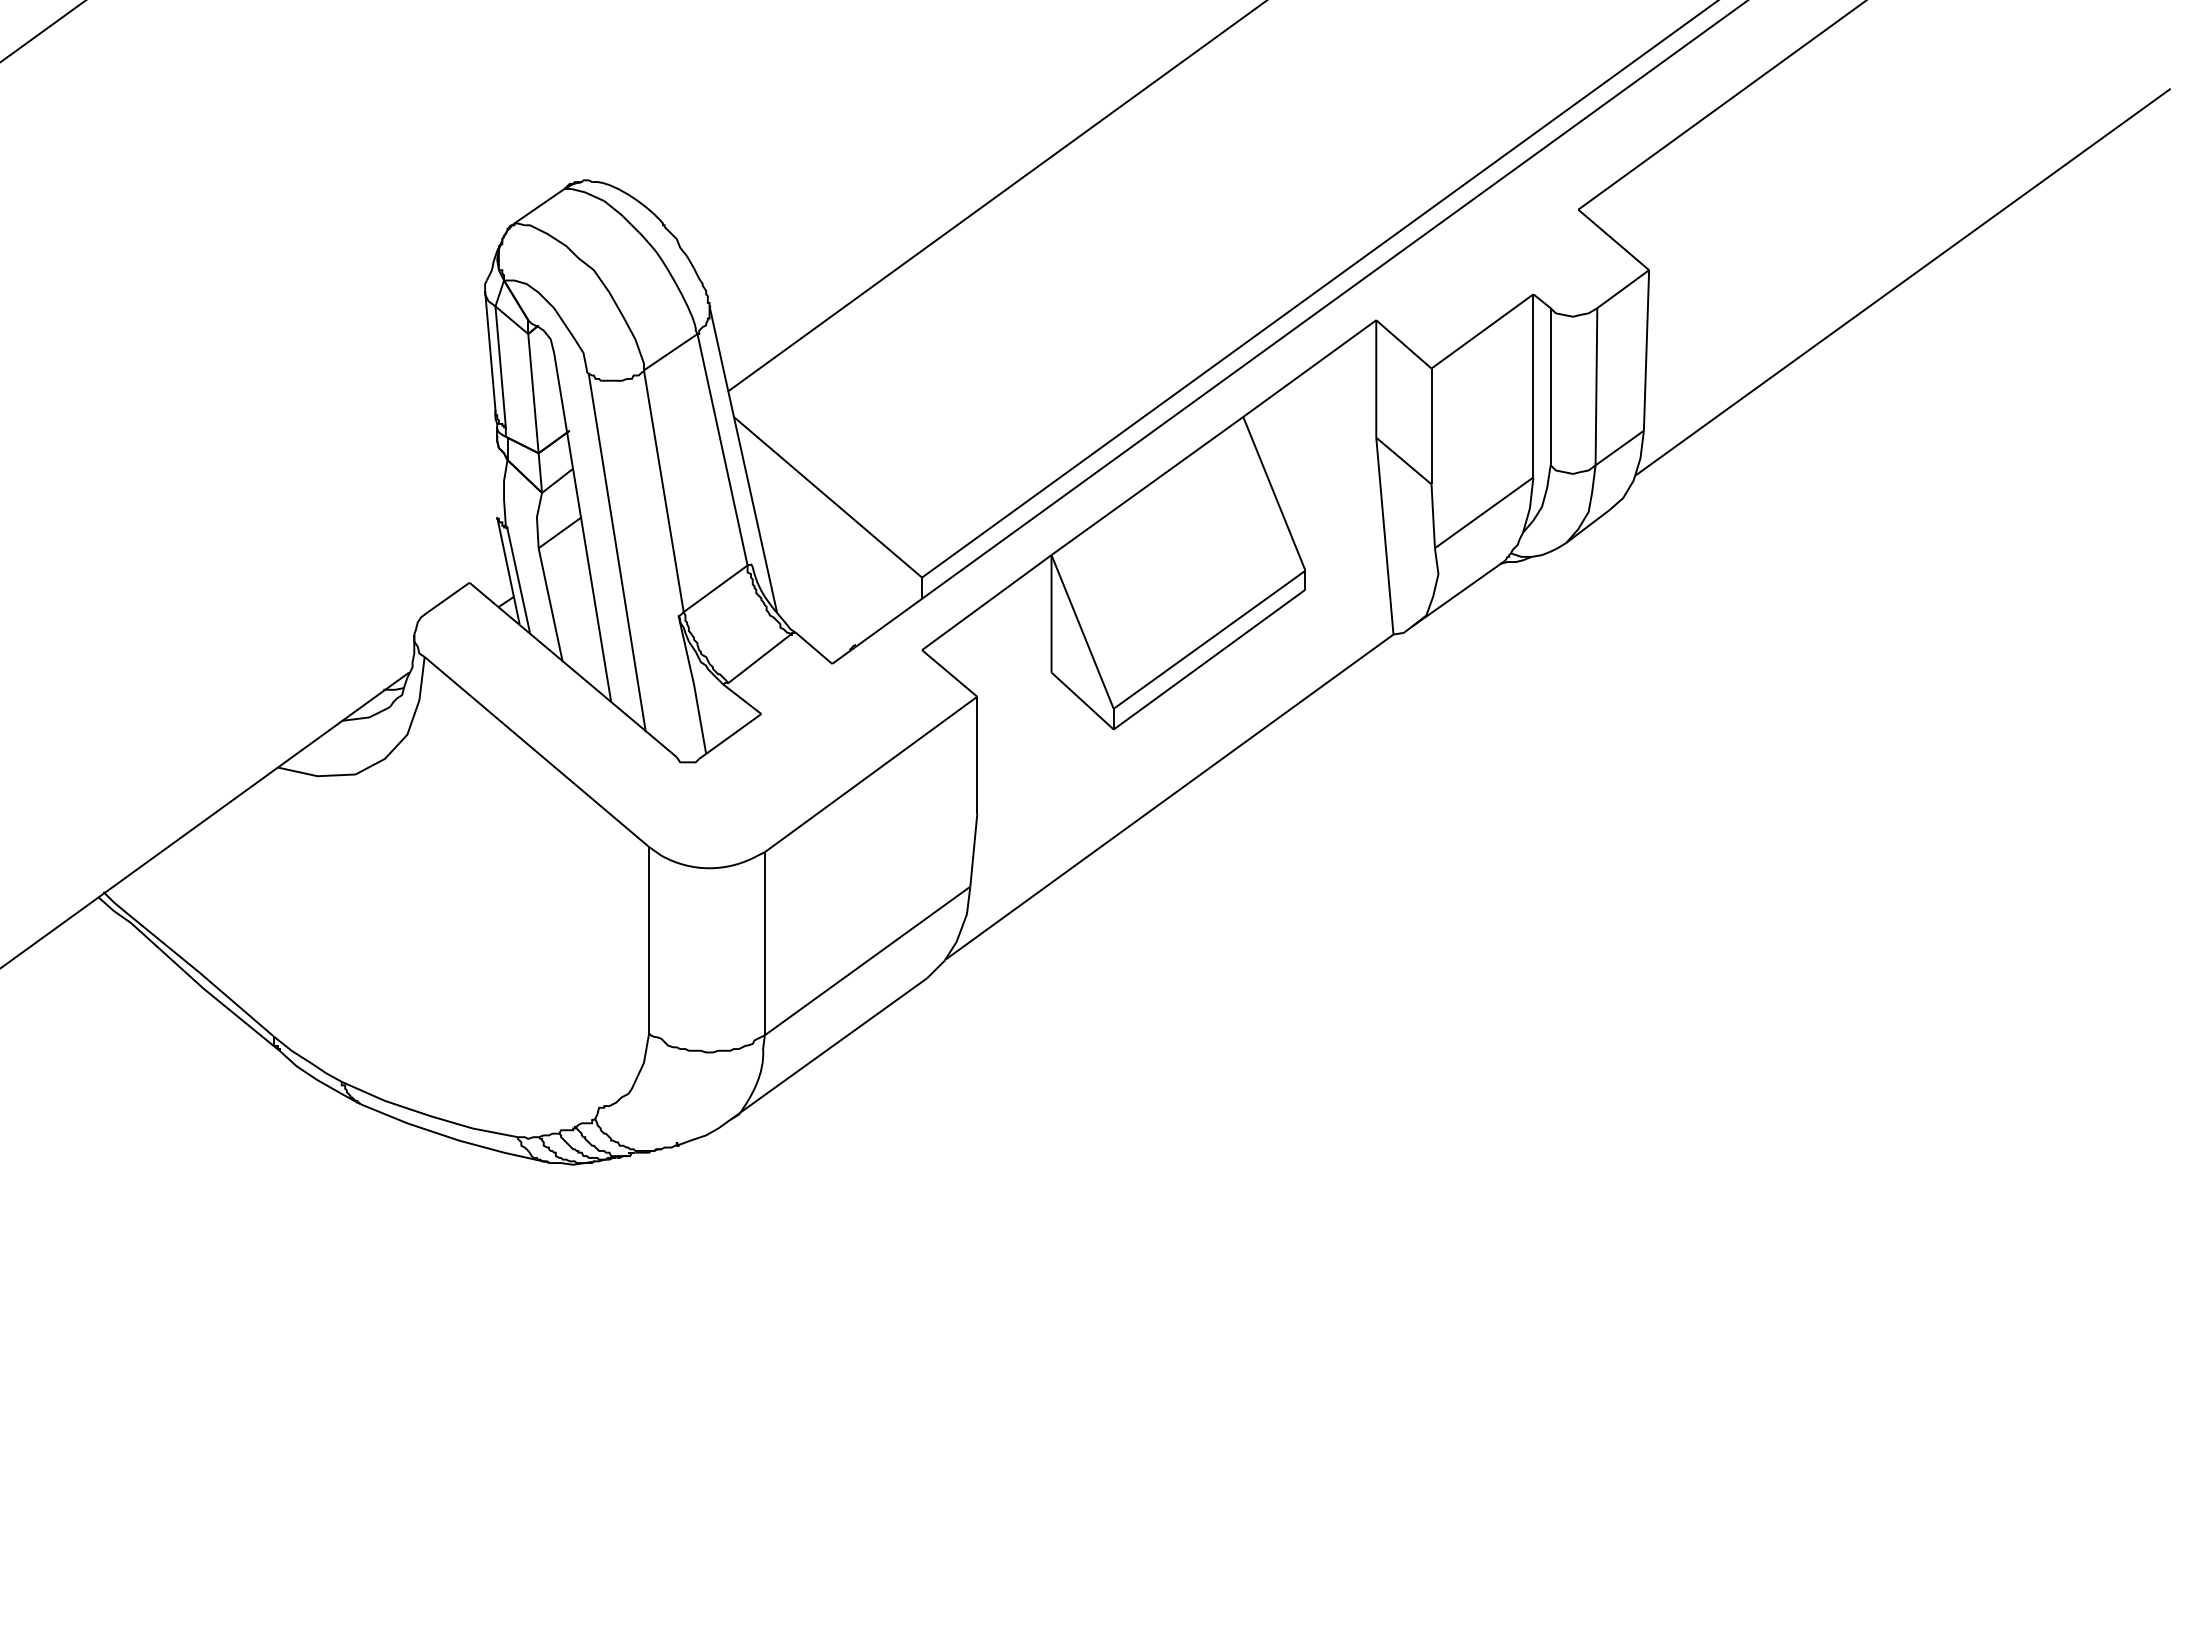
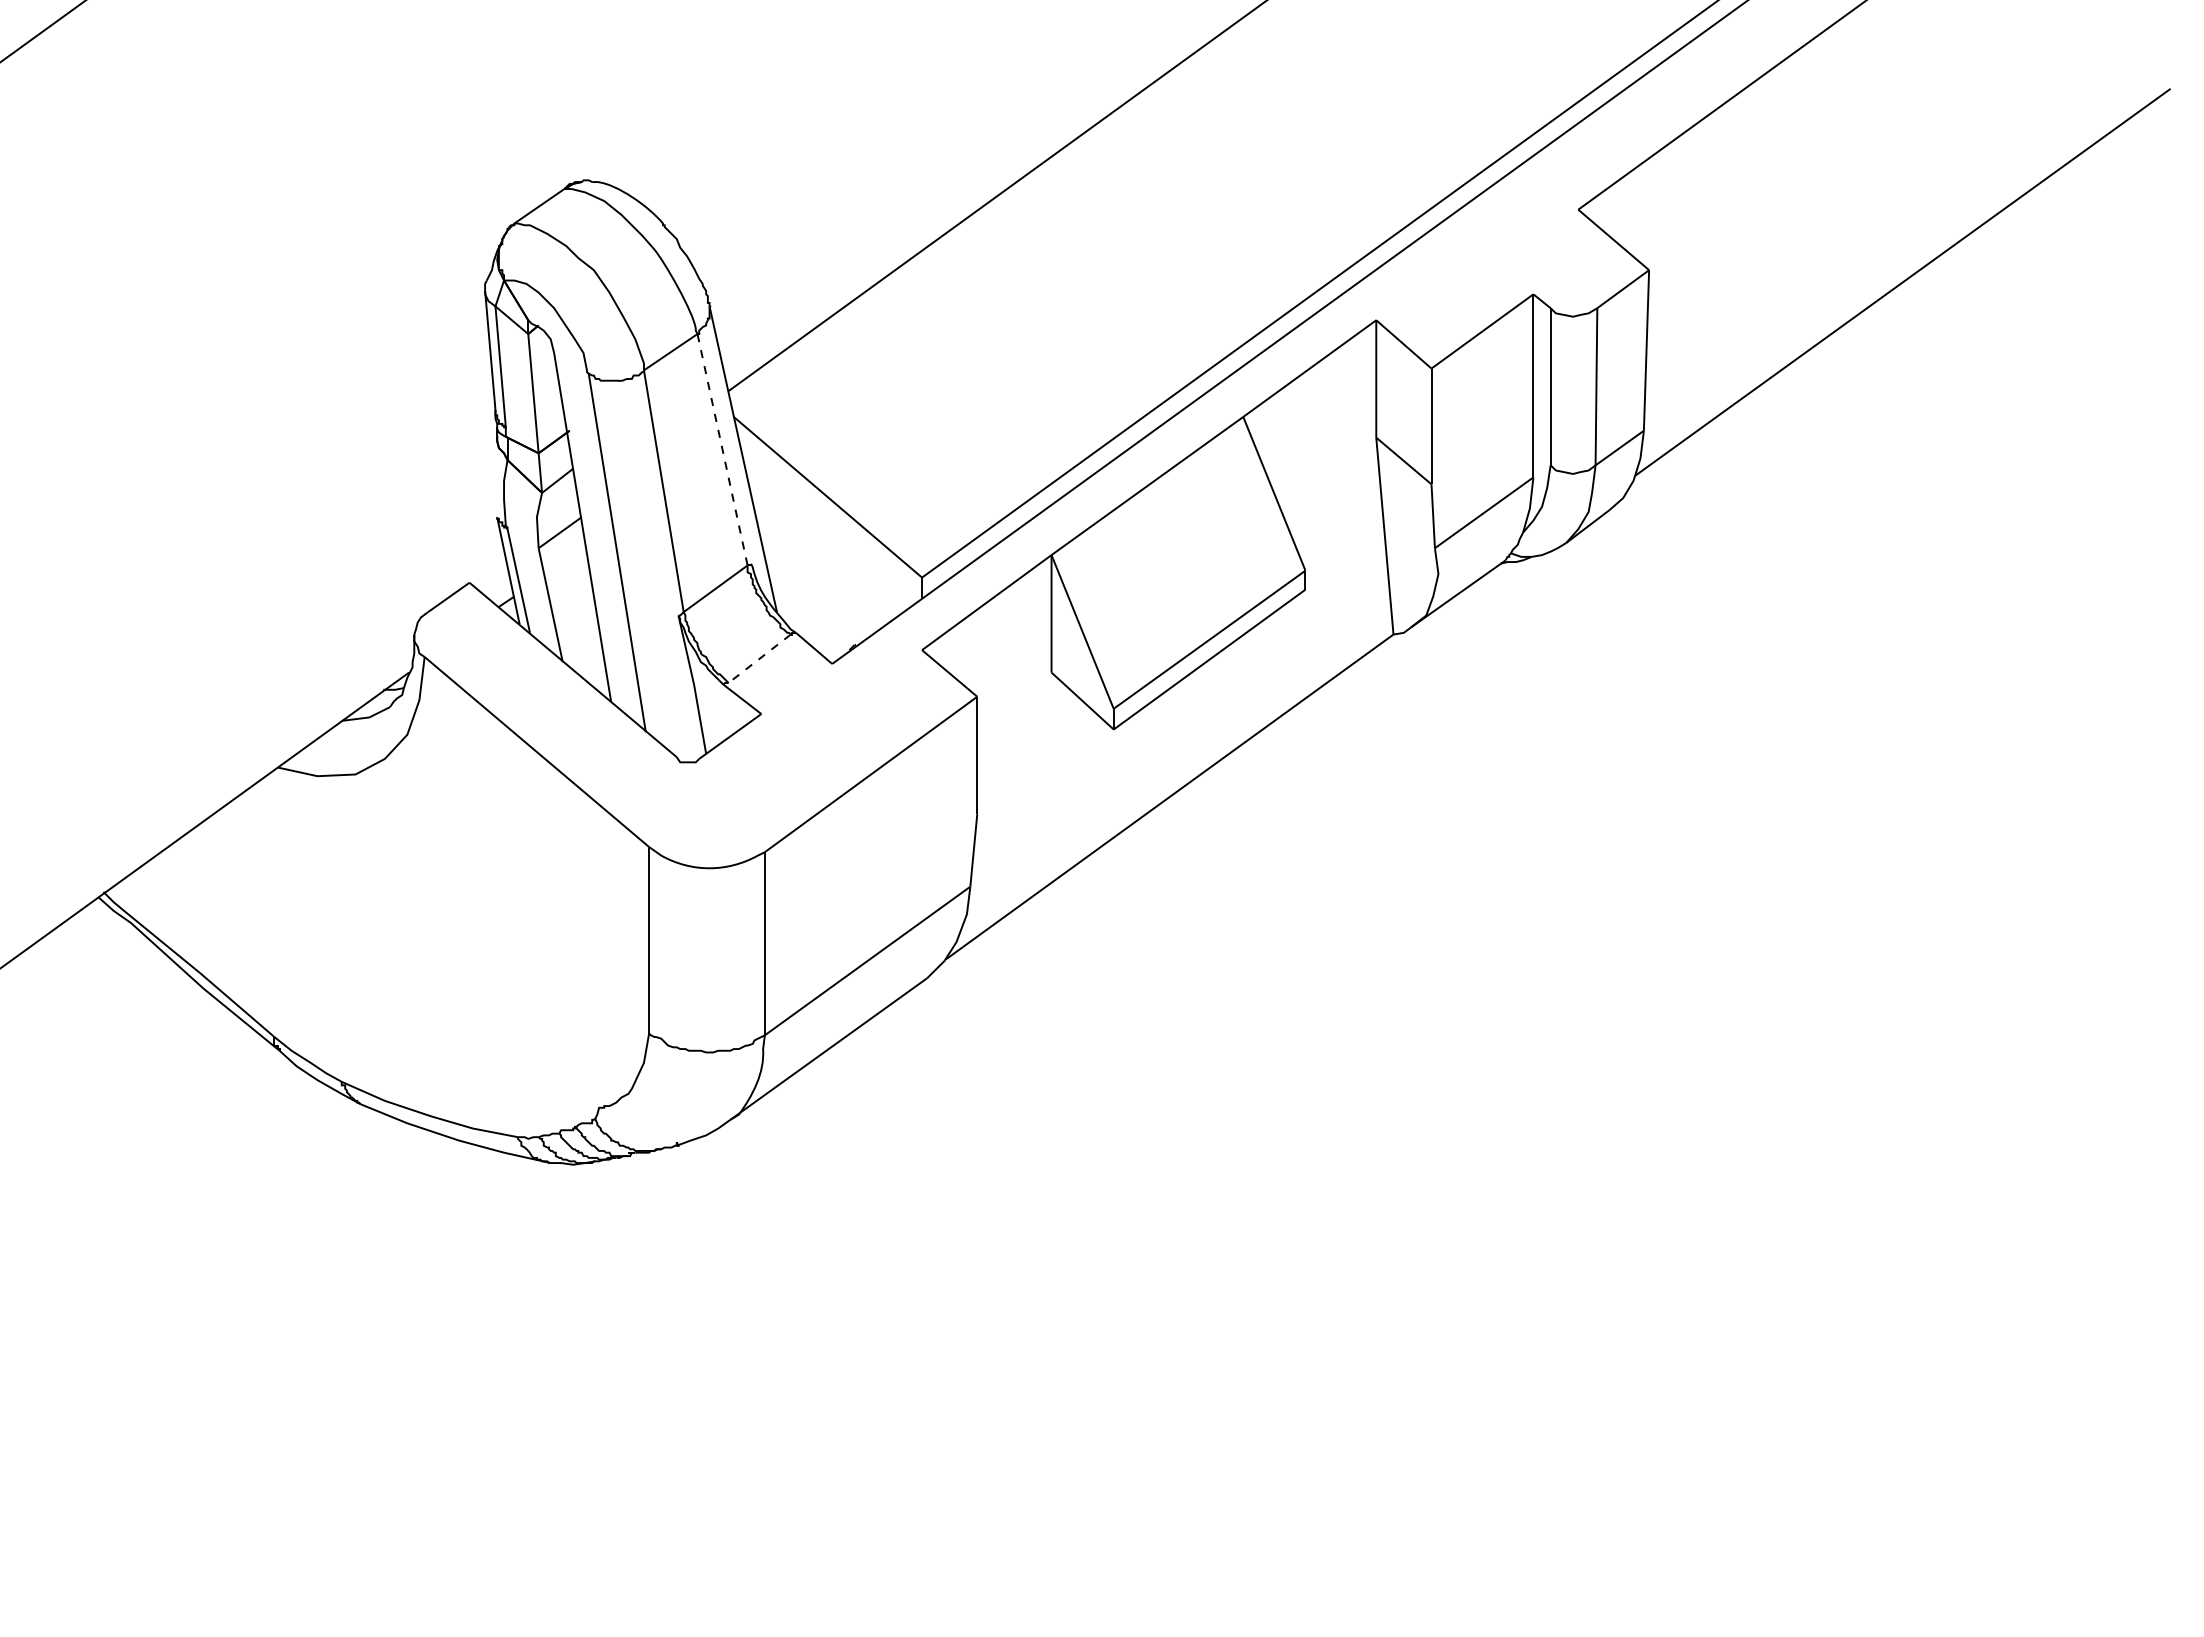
line: solid -> dashed (722, 449)
line: solid -> dashed (759, 659)
